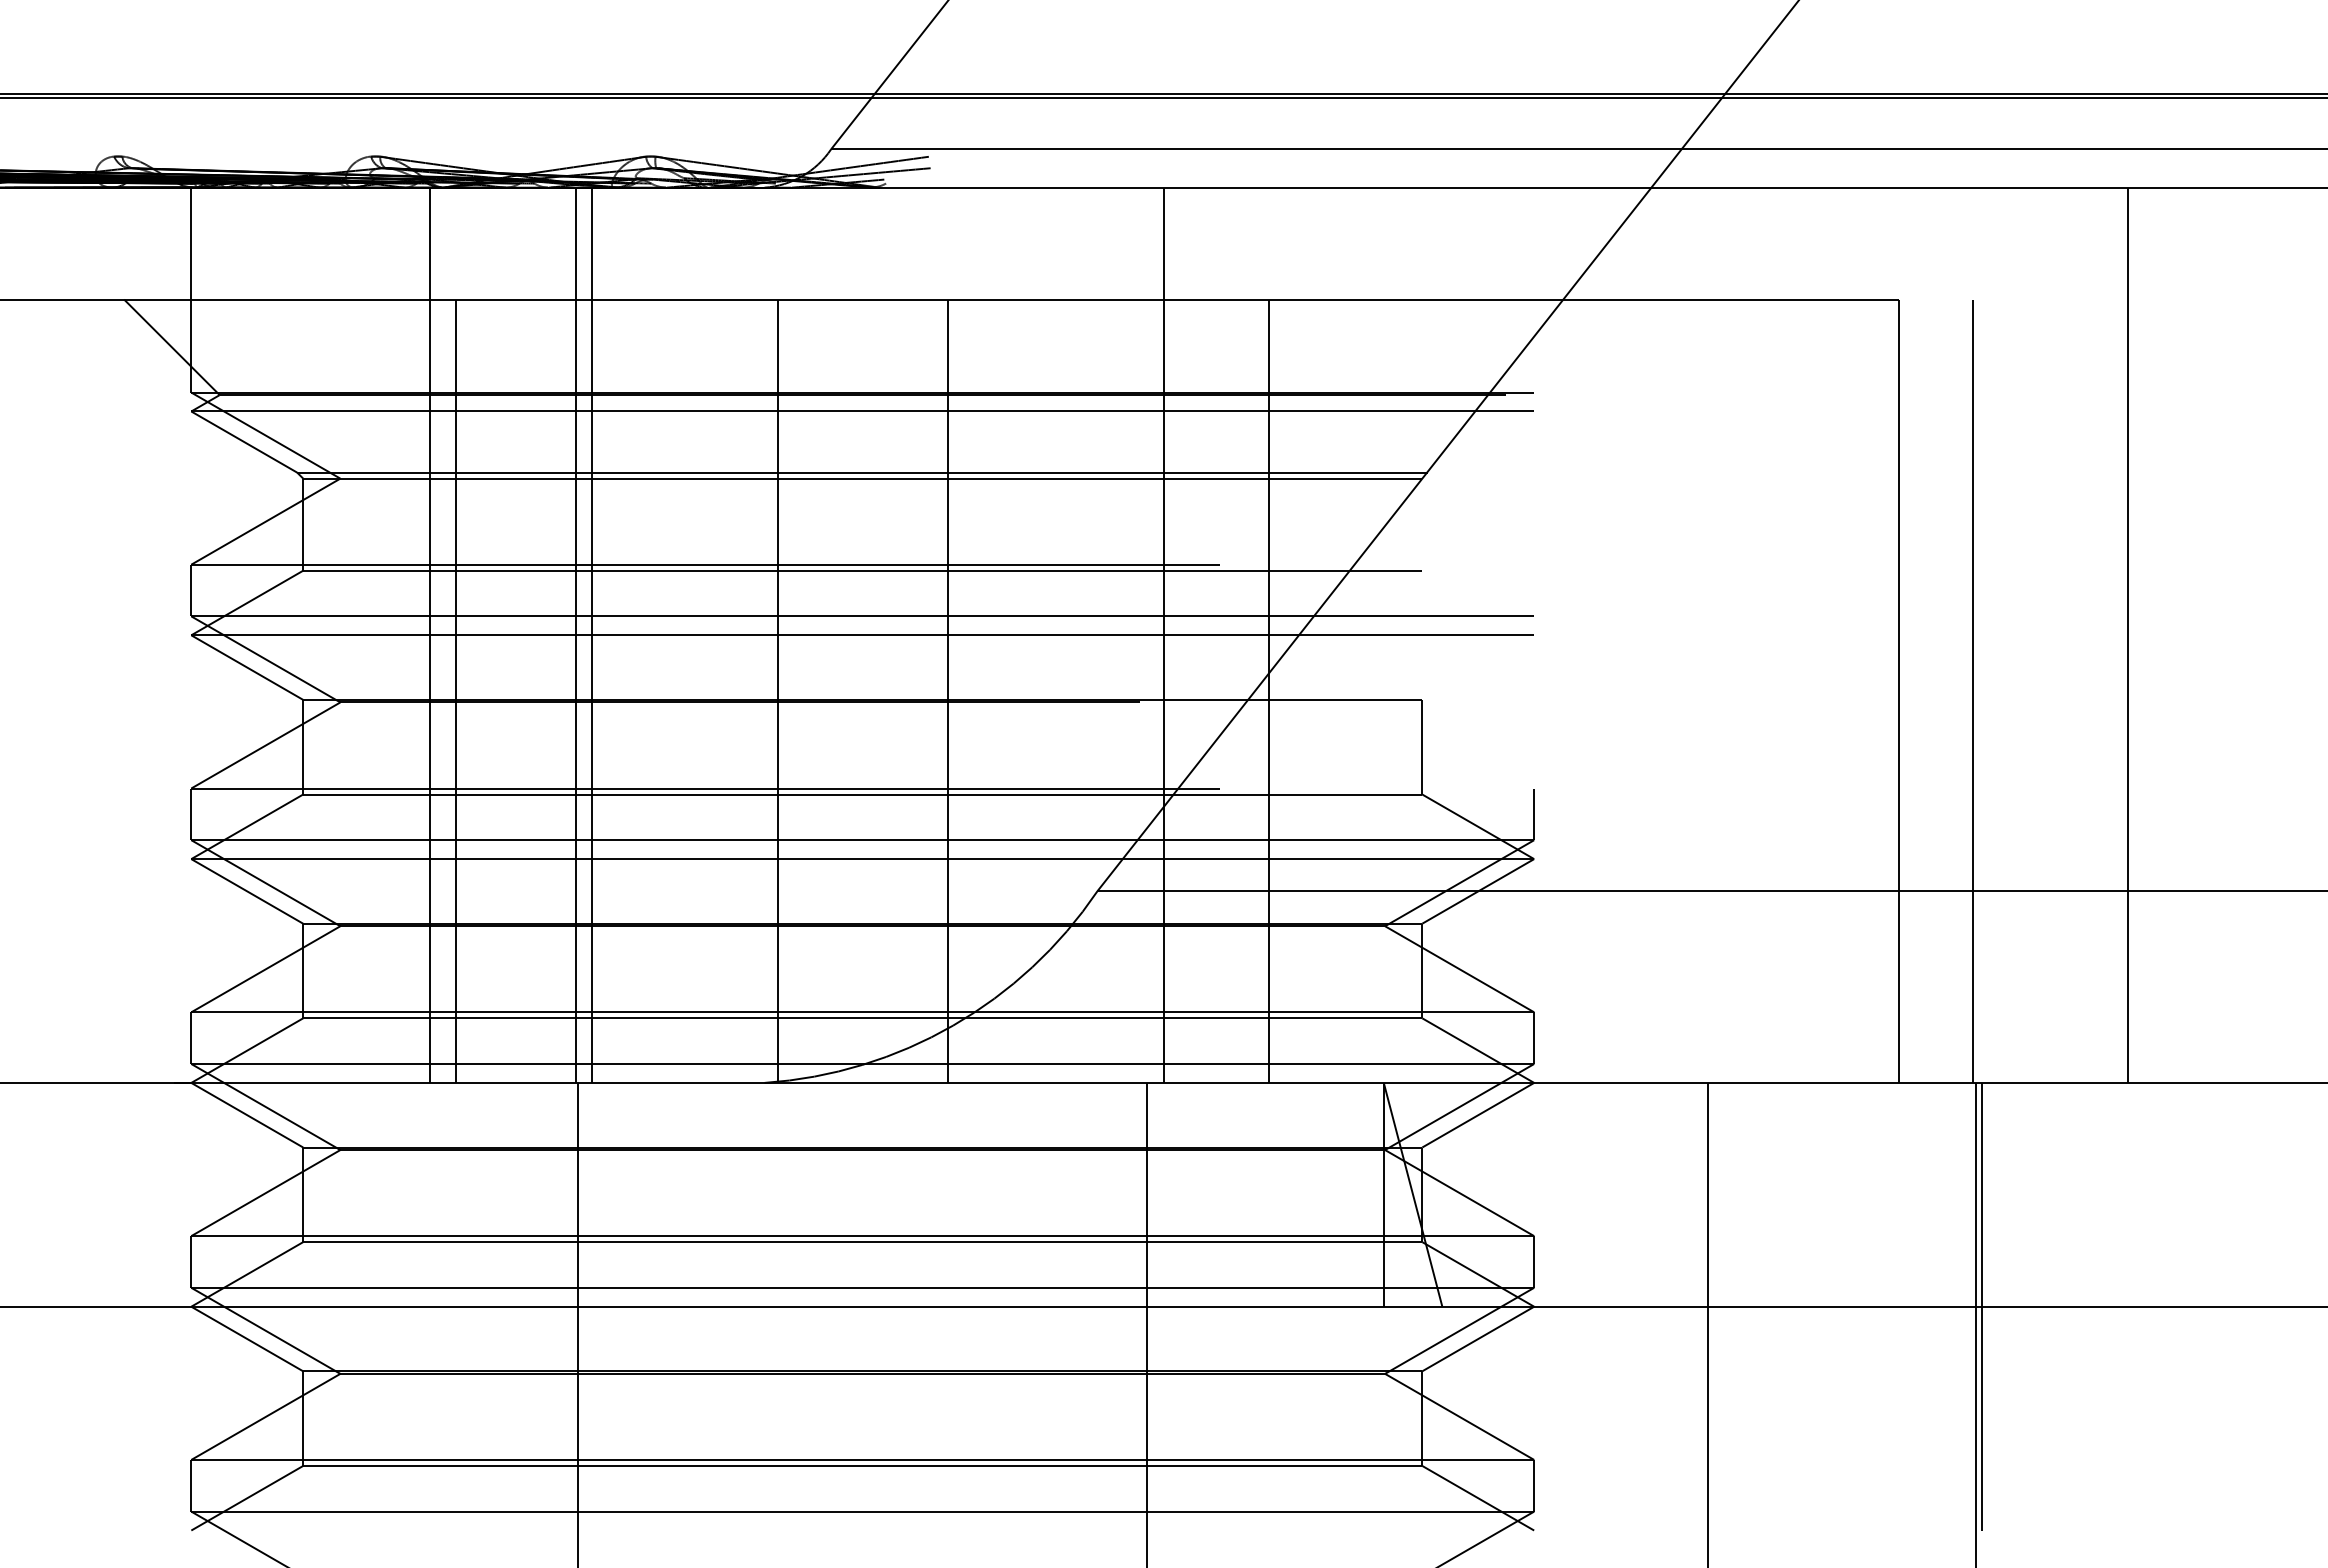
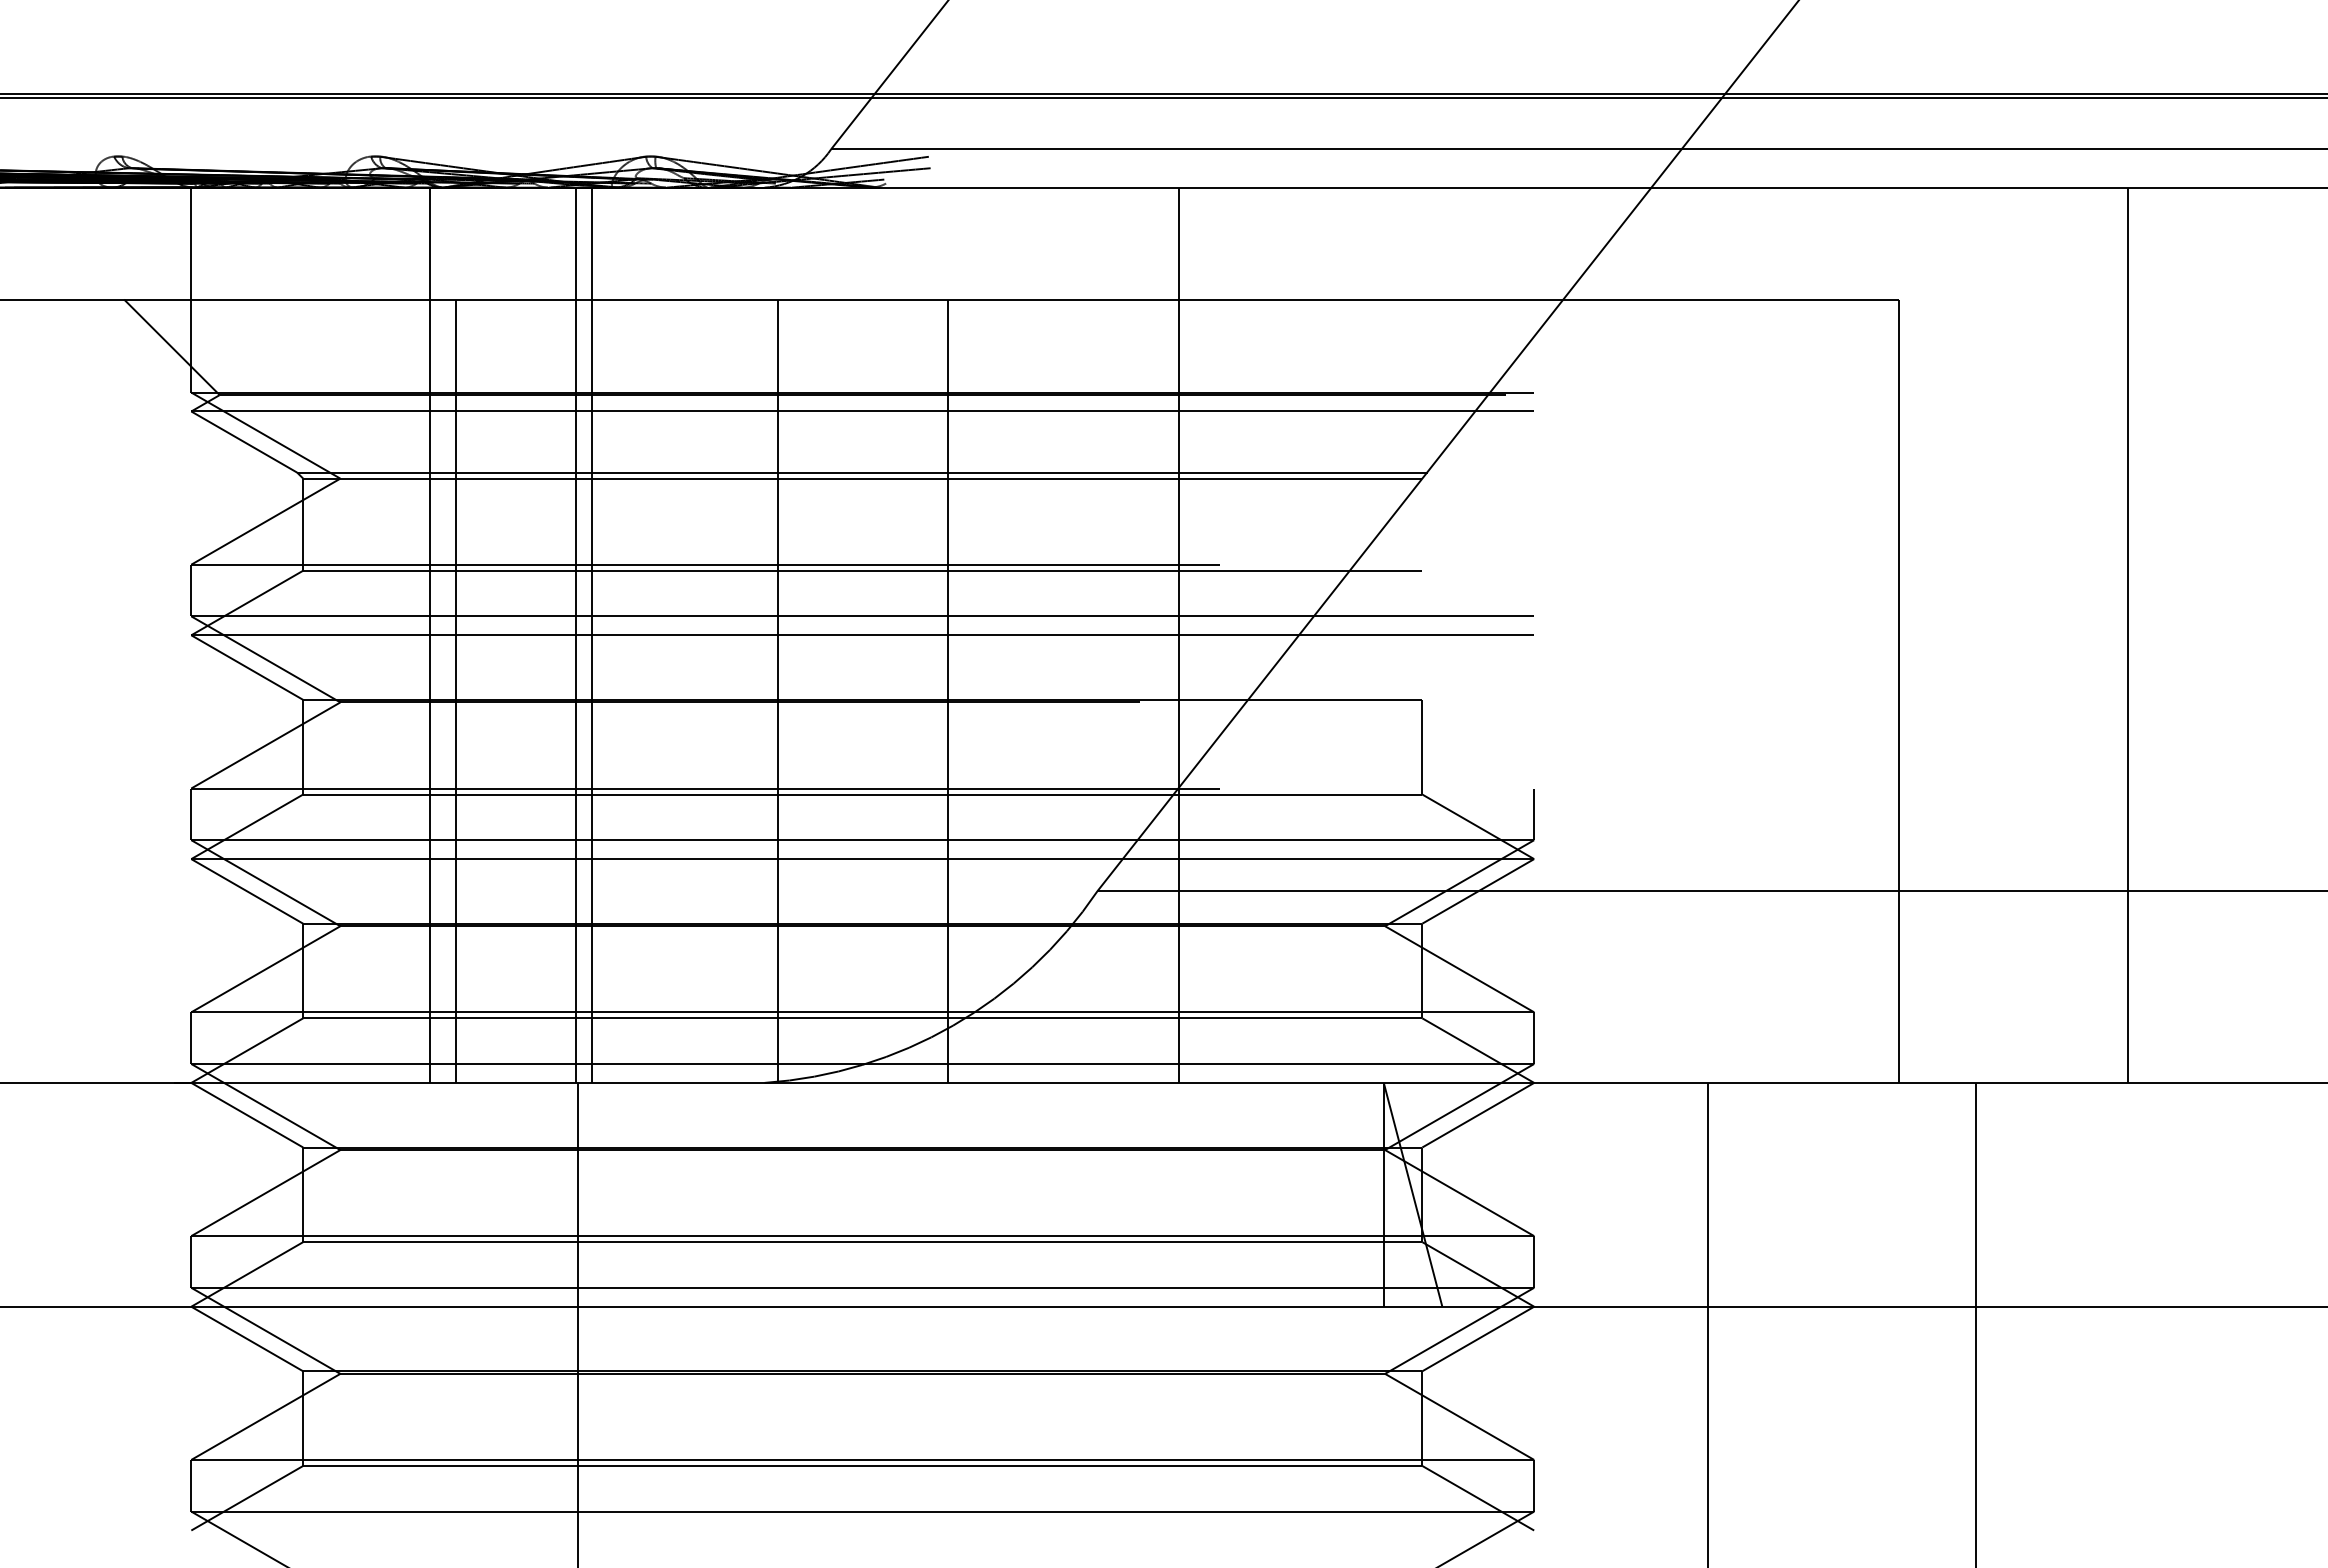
line position: (1164, 634) -> (1179, 634) (1179, 634)
line: present -> none (1269, 690)
line: present -> none (1972, 690)
line: present -> none (1981, 1306)
line: present -> none (1147, 1323)
